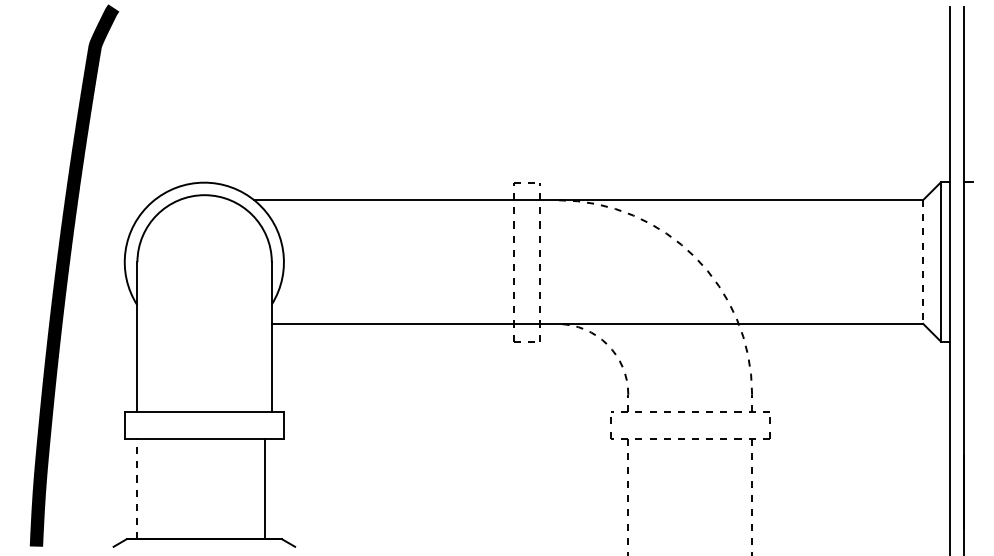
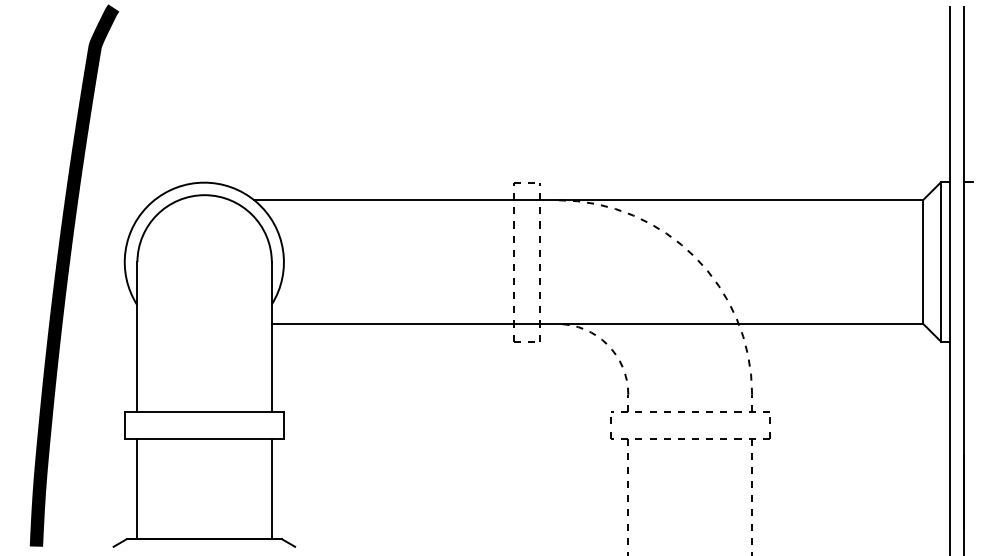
line: dashed -> solid (923, 261)
line: dashed -> solid (137, 488)
line position: (264, 488) -> (271, 488) (271, 488)
